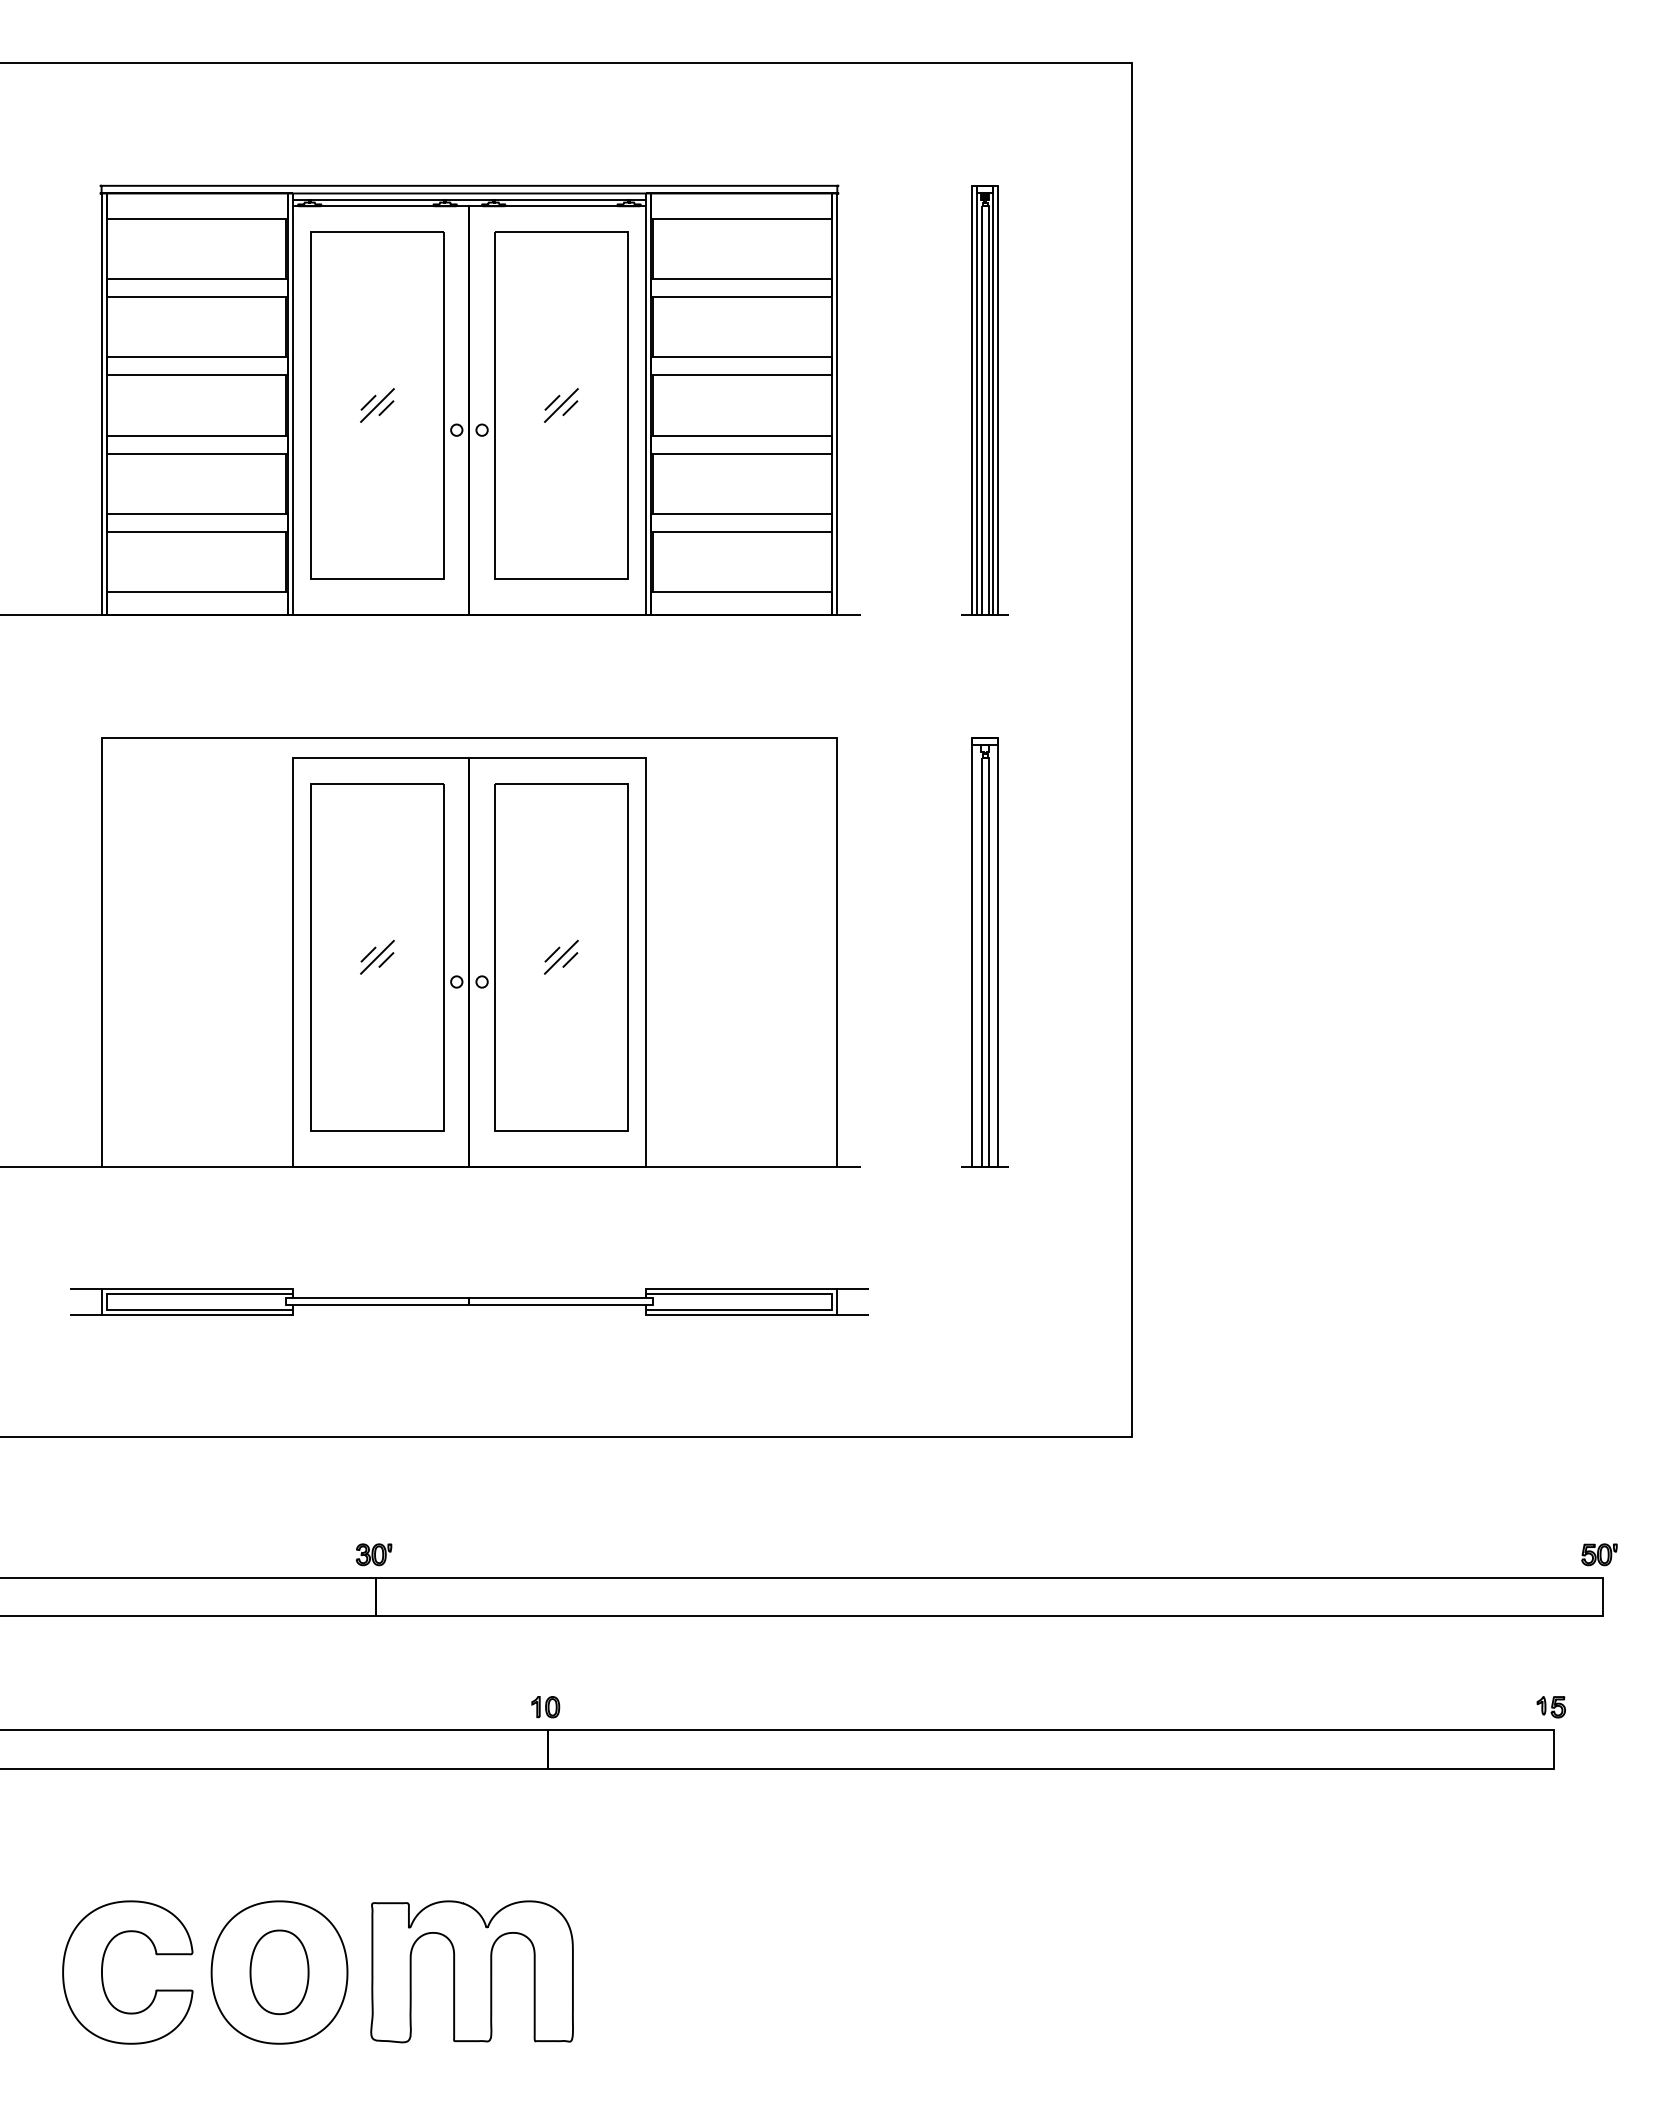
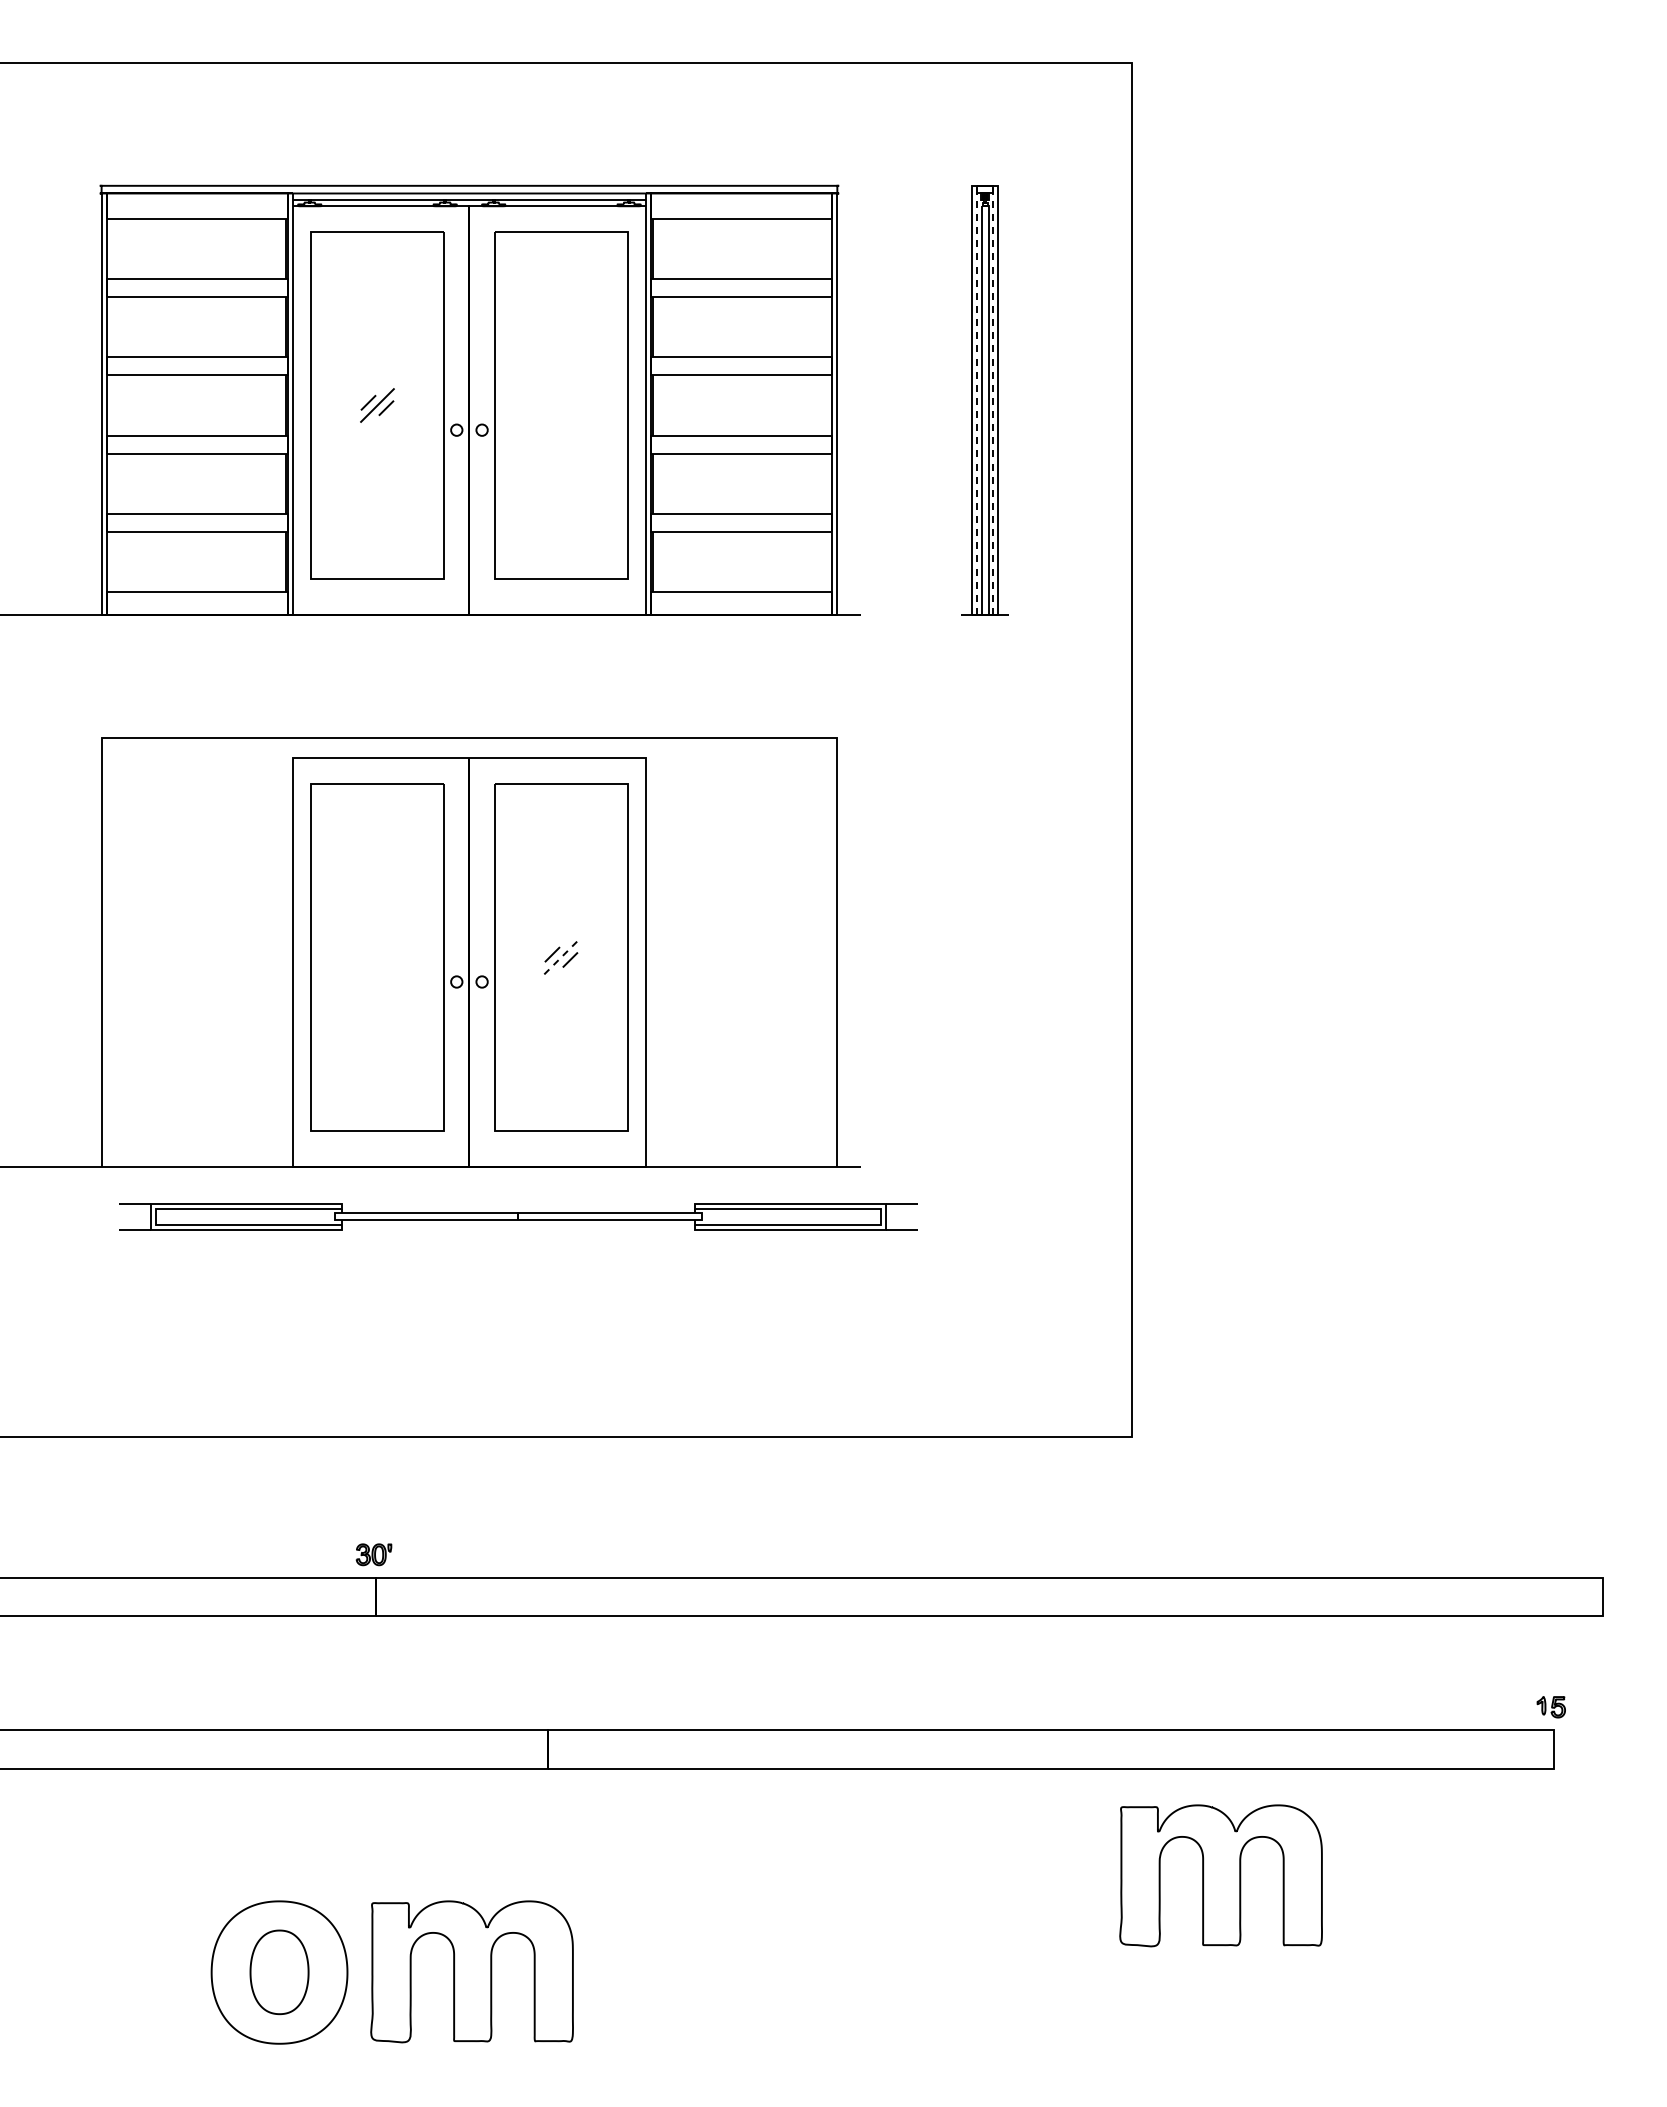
line: solid -> dashed (977, 400)
line: solid -> dashed (993, 400)
part: present -> none (561, 405)
part: present -> none (984, 952)
part: present -> none (377, 956)
line: solid -> dashed (561, 956)
part position: (469, 1301) -> (518, 1216) (518, 1216)
part: present -> none (1599, 1554)
part: present -> none (545, 1707)
part: none -> present (1220, 1875)
part: present -> none (103, 1966)
